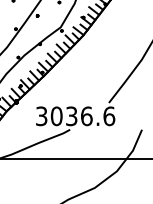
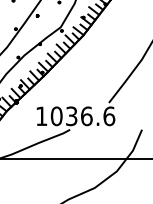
text: 3036.6 -> 1036.6 (41, 116)
